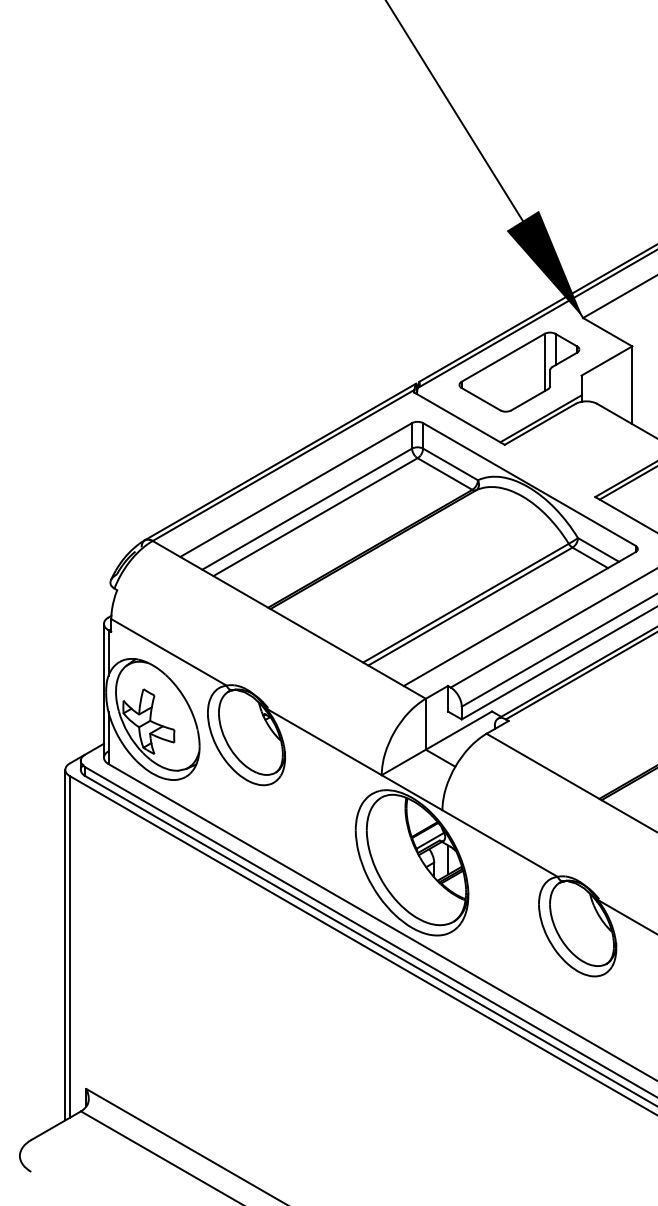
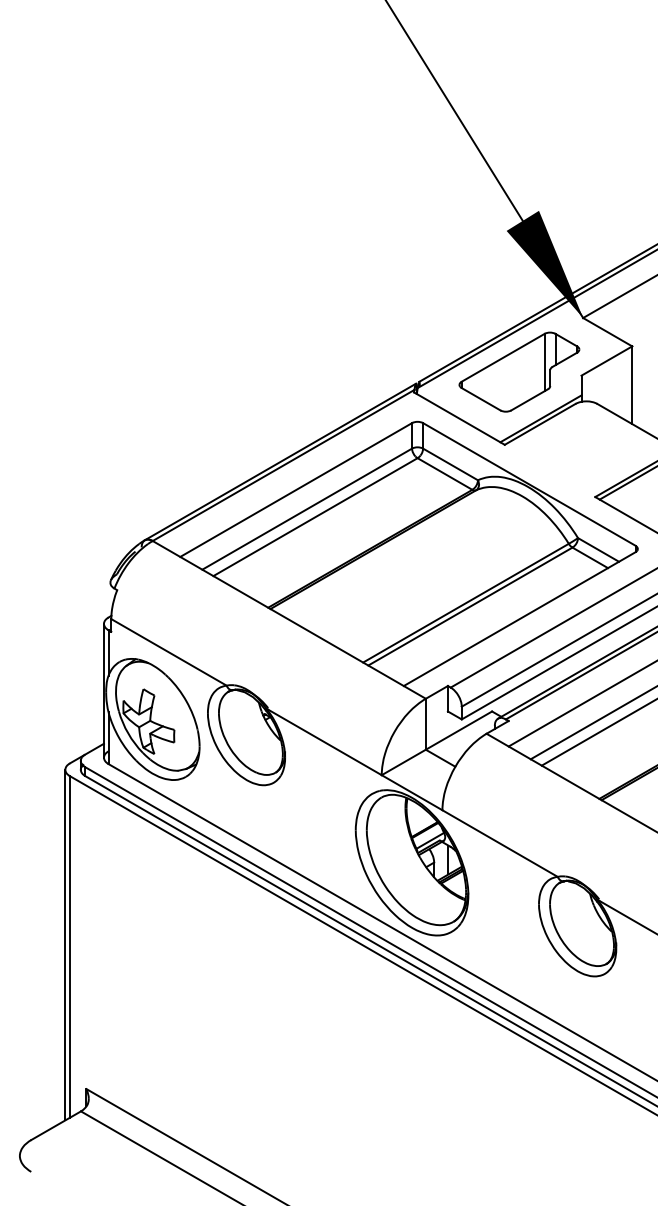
line: none -> present (581, 704)
line: none -> present (592, 723)
line: none -> present (597, 732)
